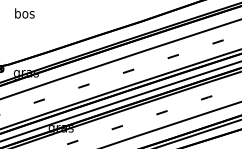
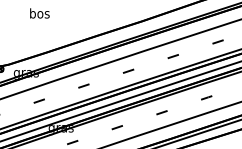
text position: (24, 13) -> (39, 13) (39, 13)
